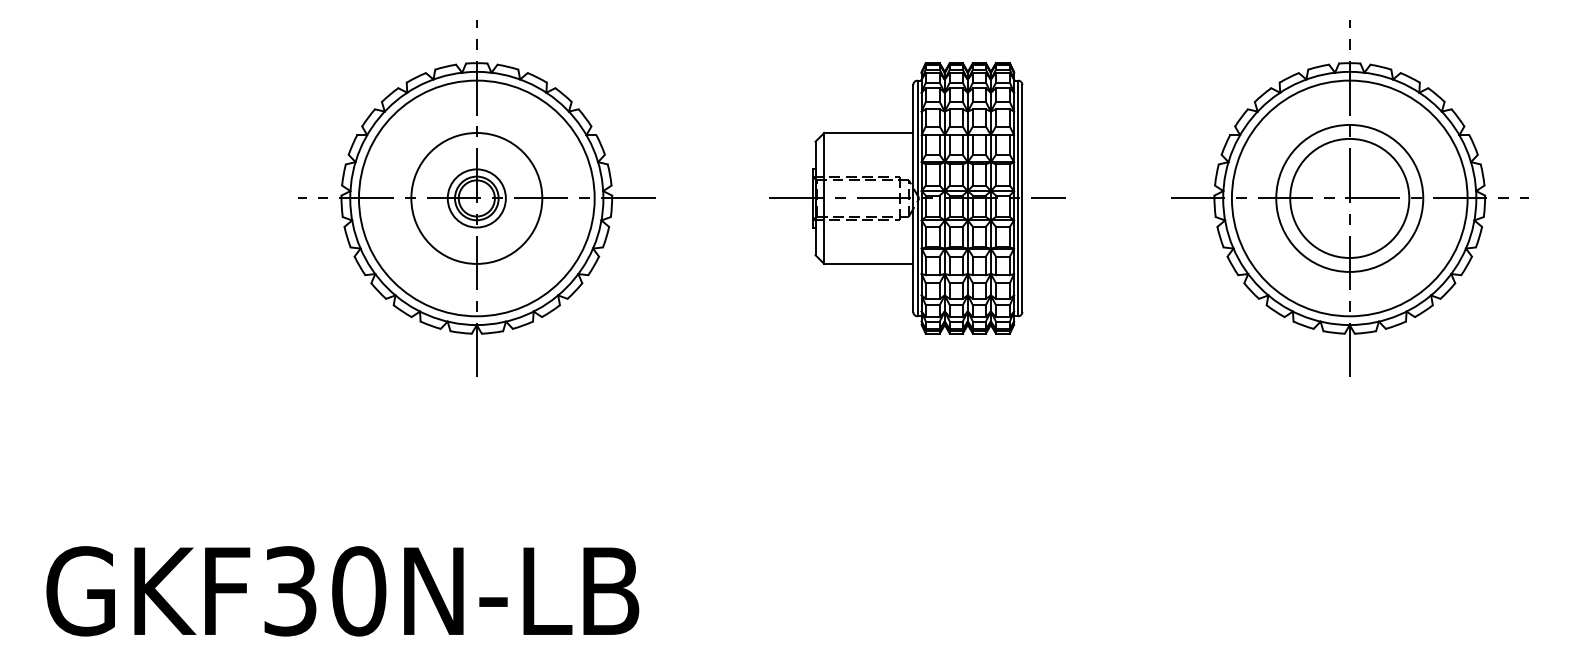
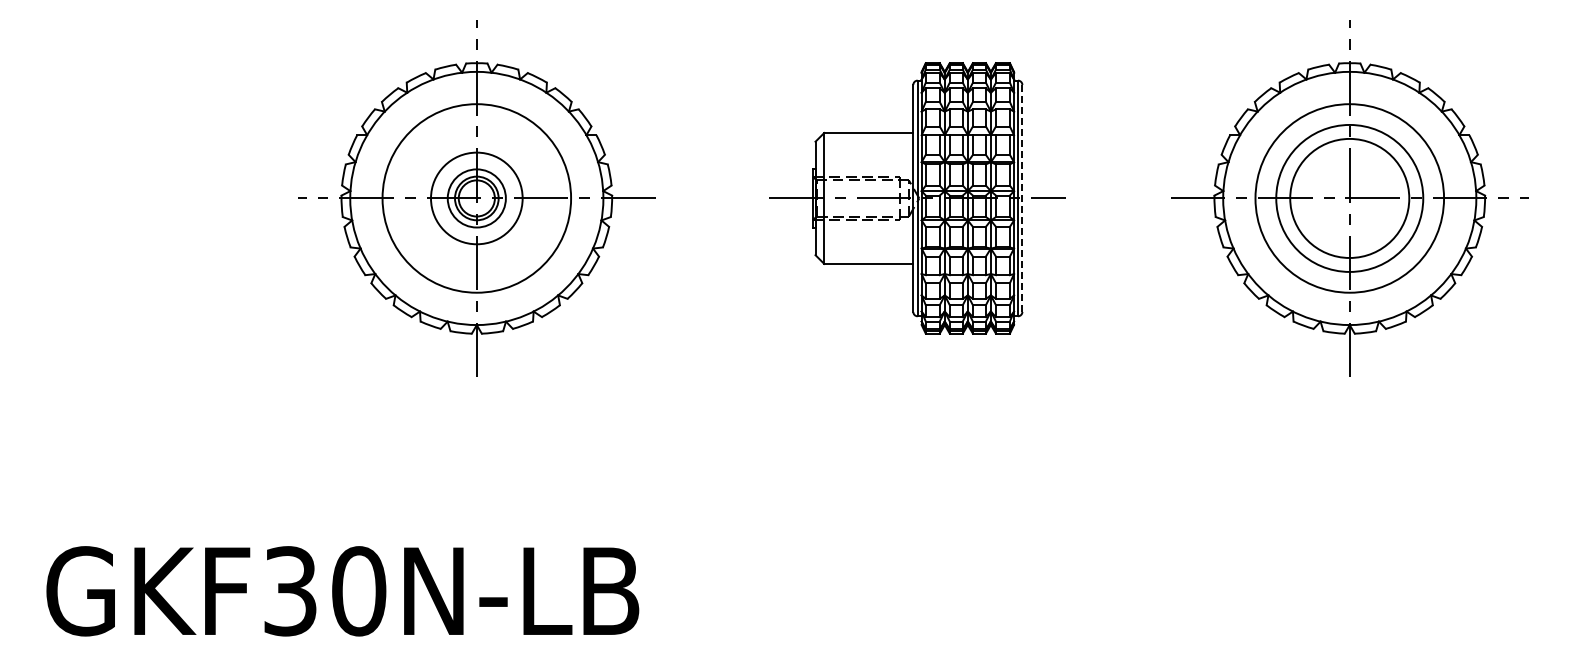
circle diameter: 131 px -> 92 px (476, 198)
line: solid -> dashed (1022, 197)
circle diameter: 236 px -> 189 px (476, 198)
circle diameter: 236 px -> 189 px (1349, 198)
